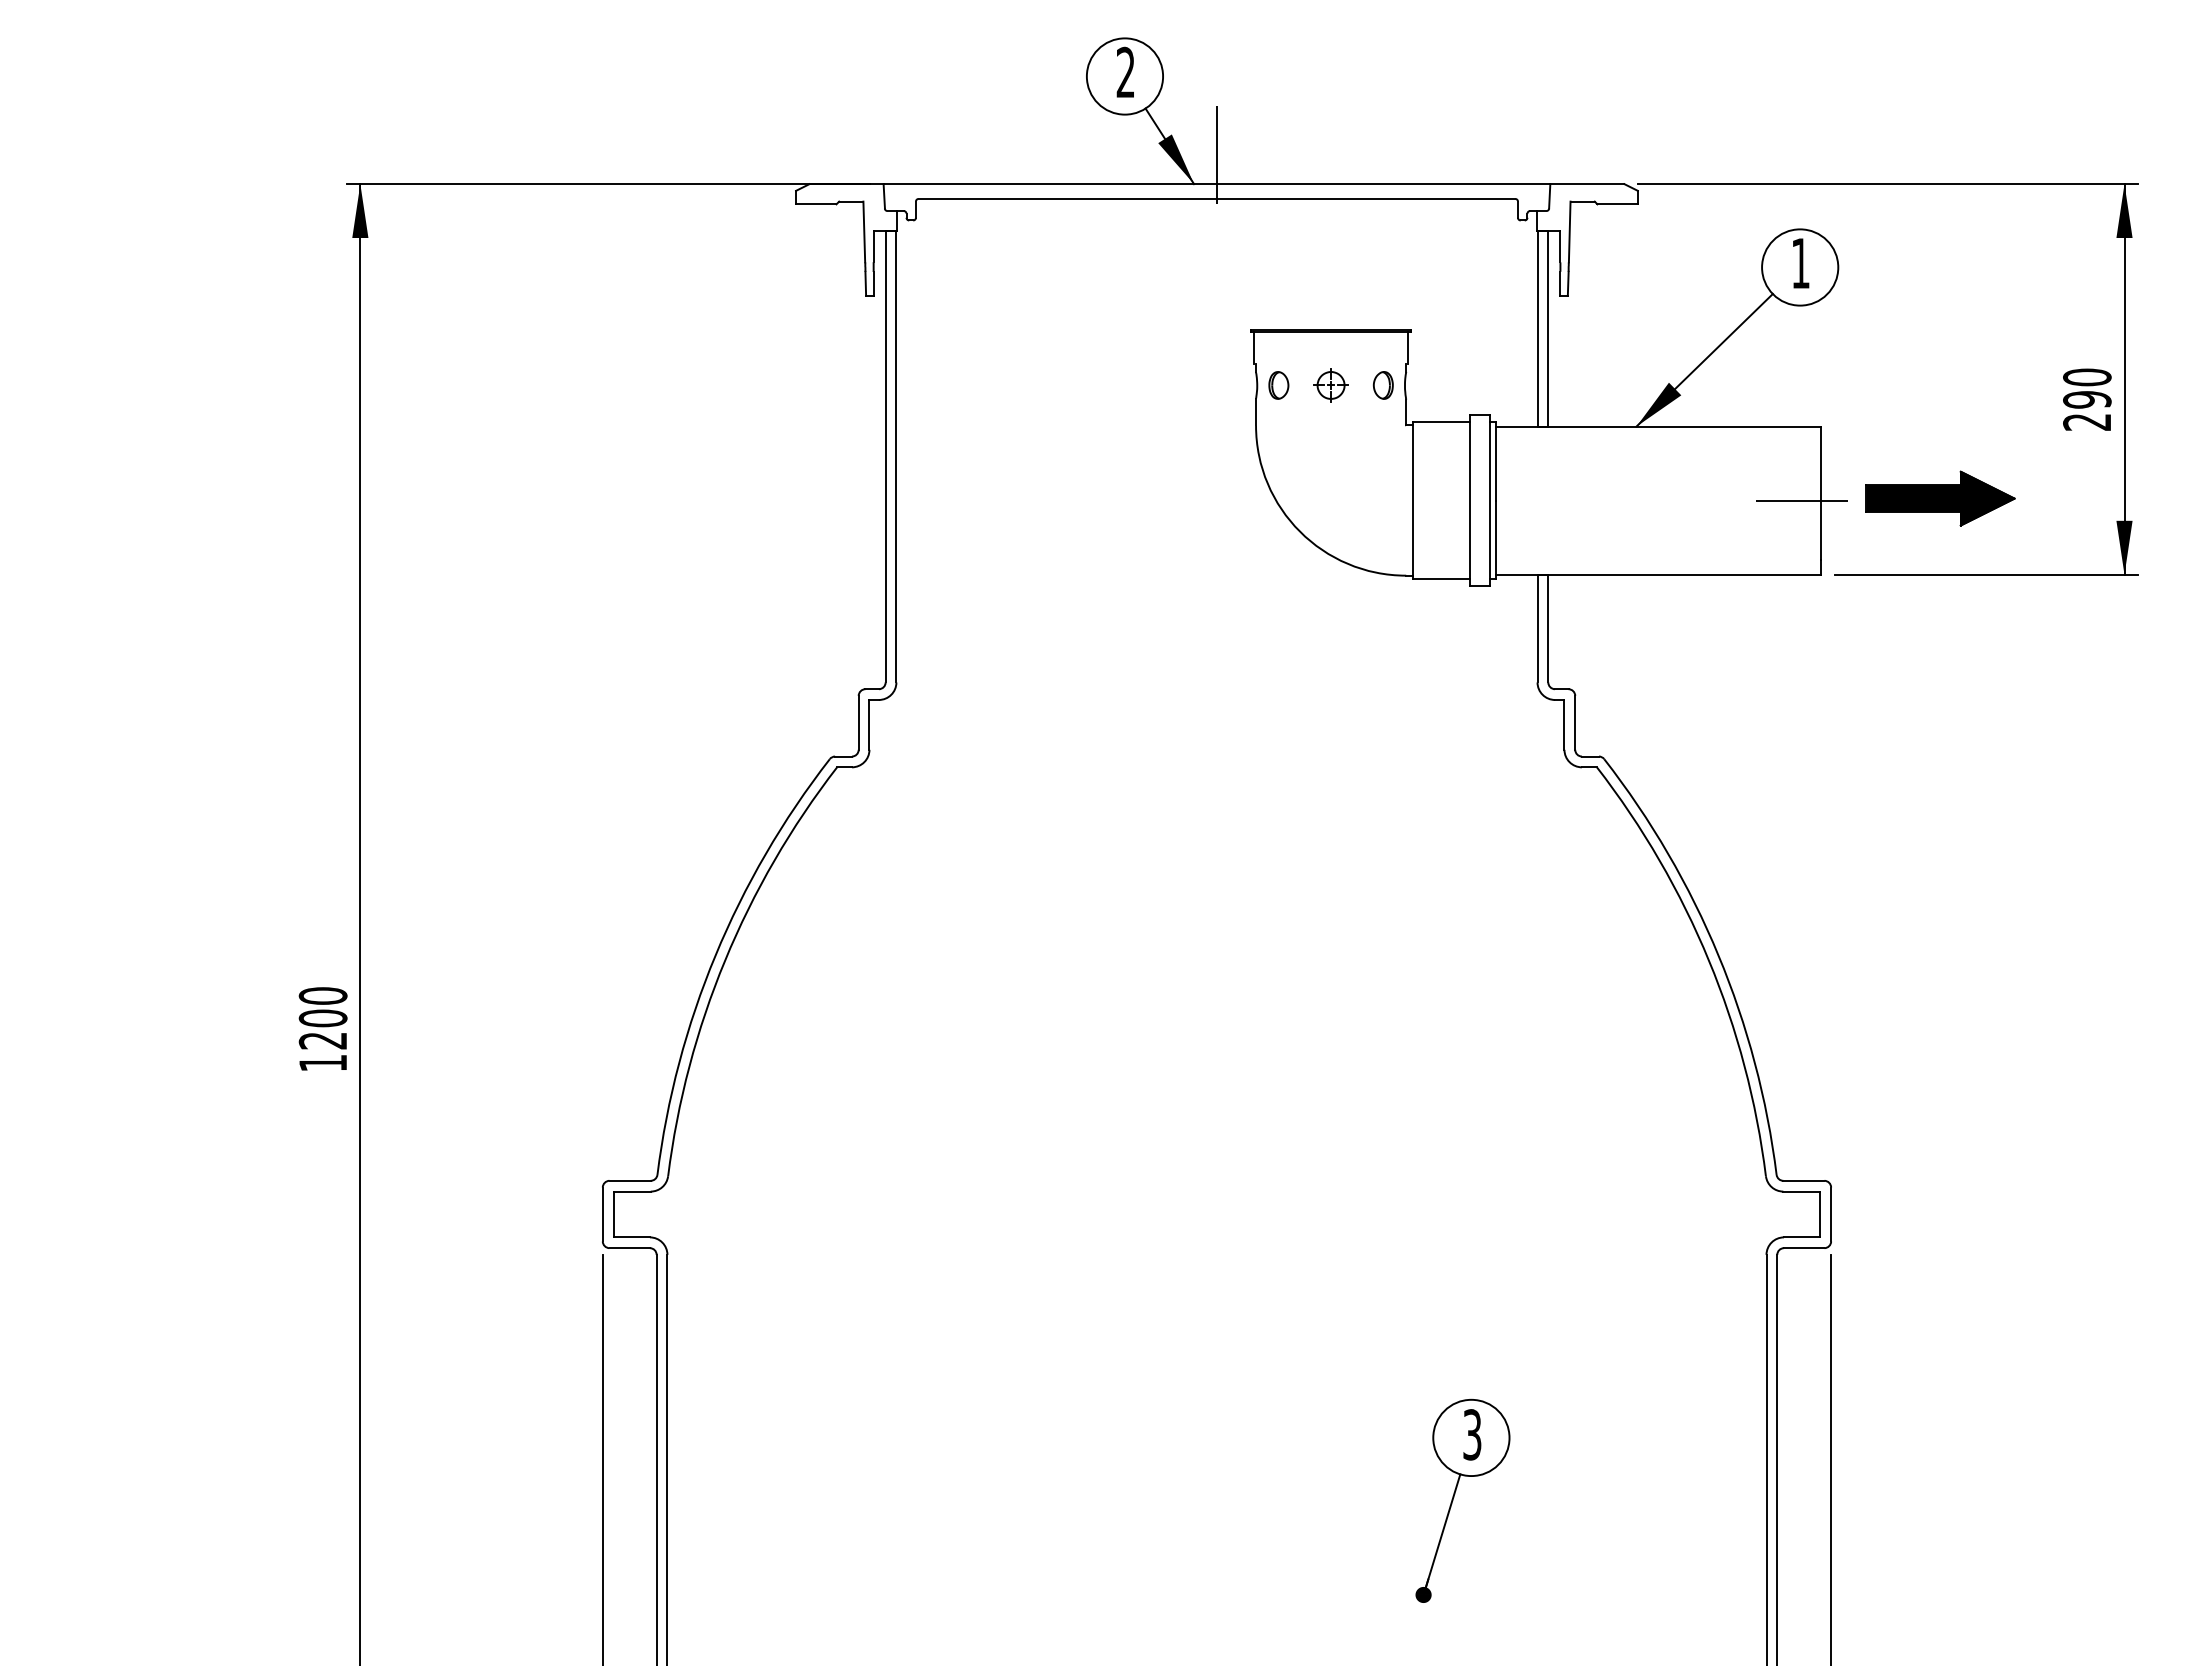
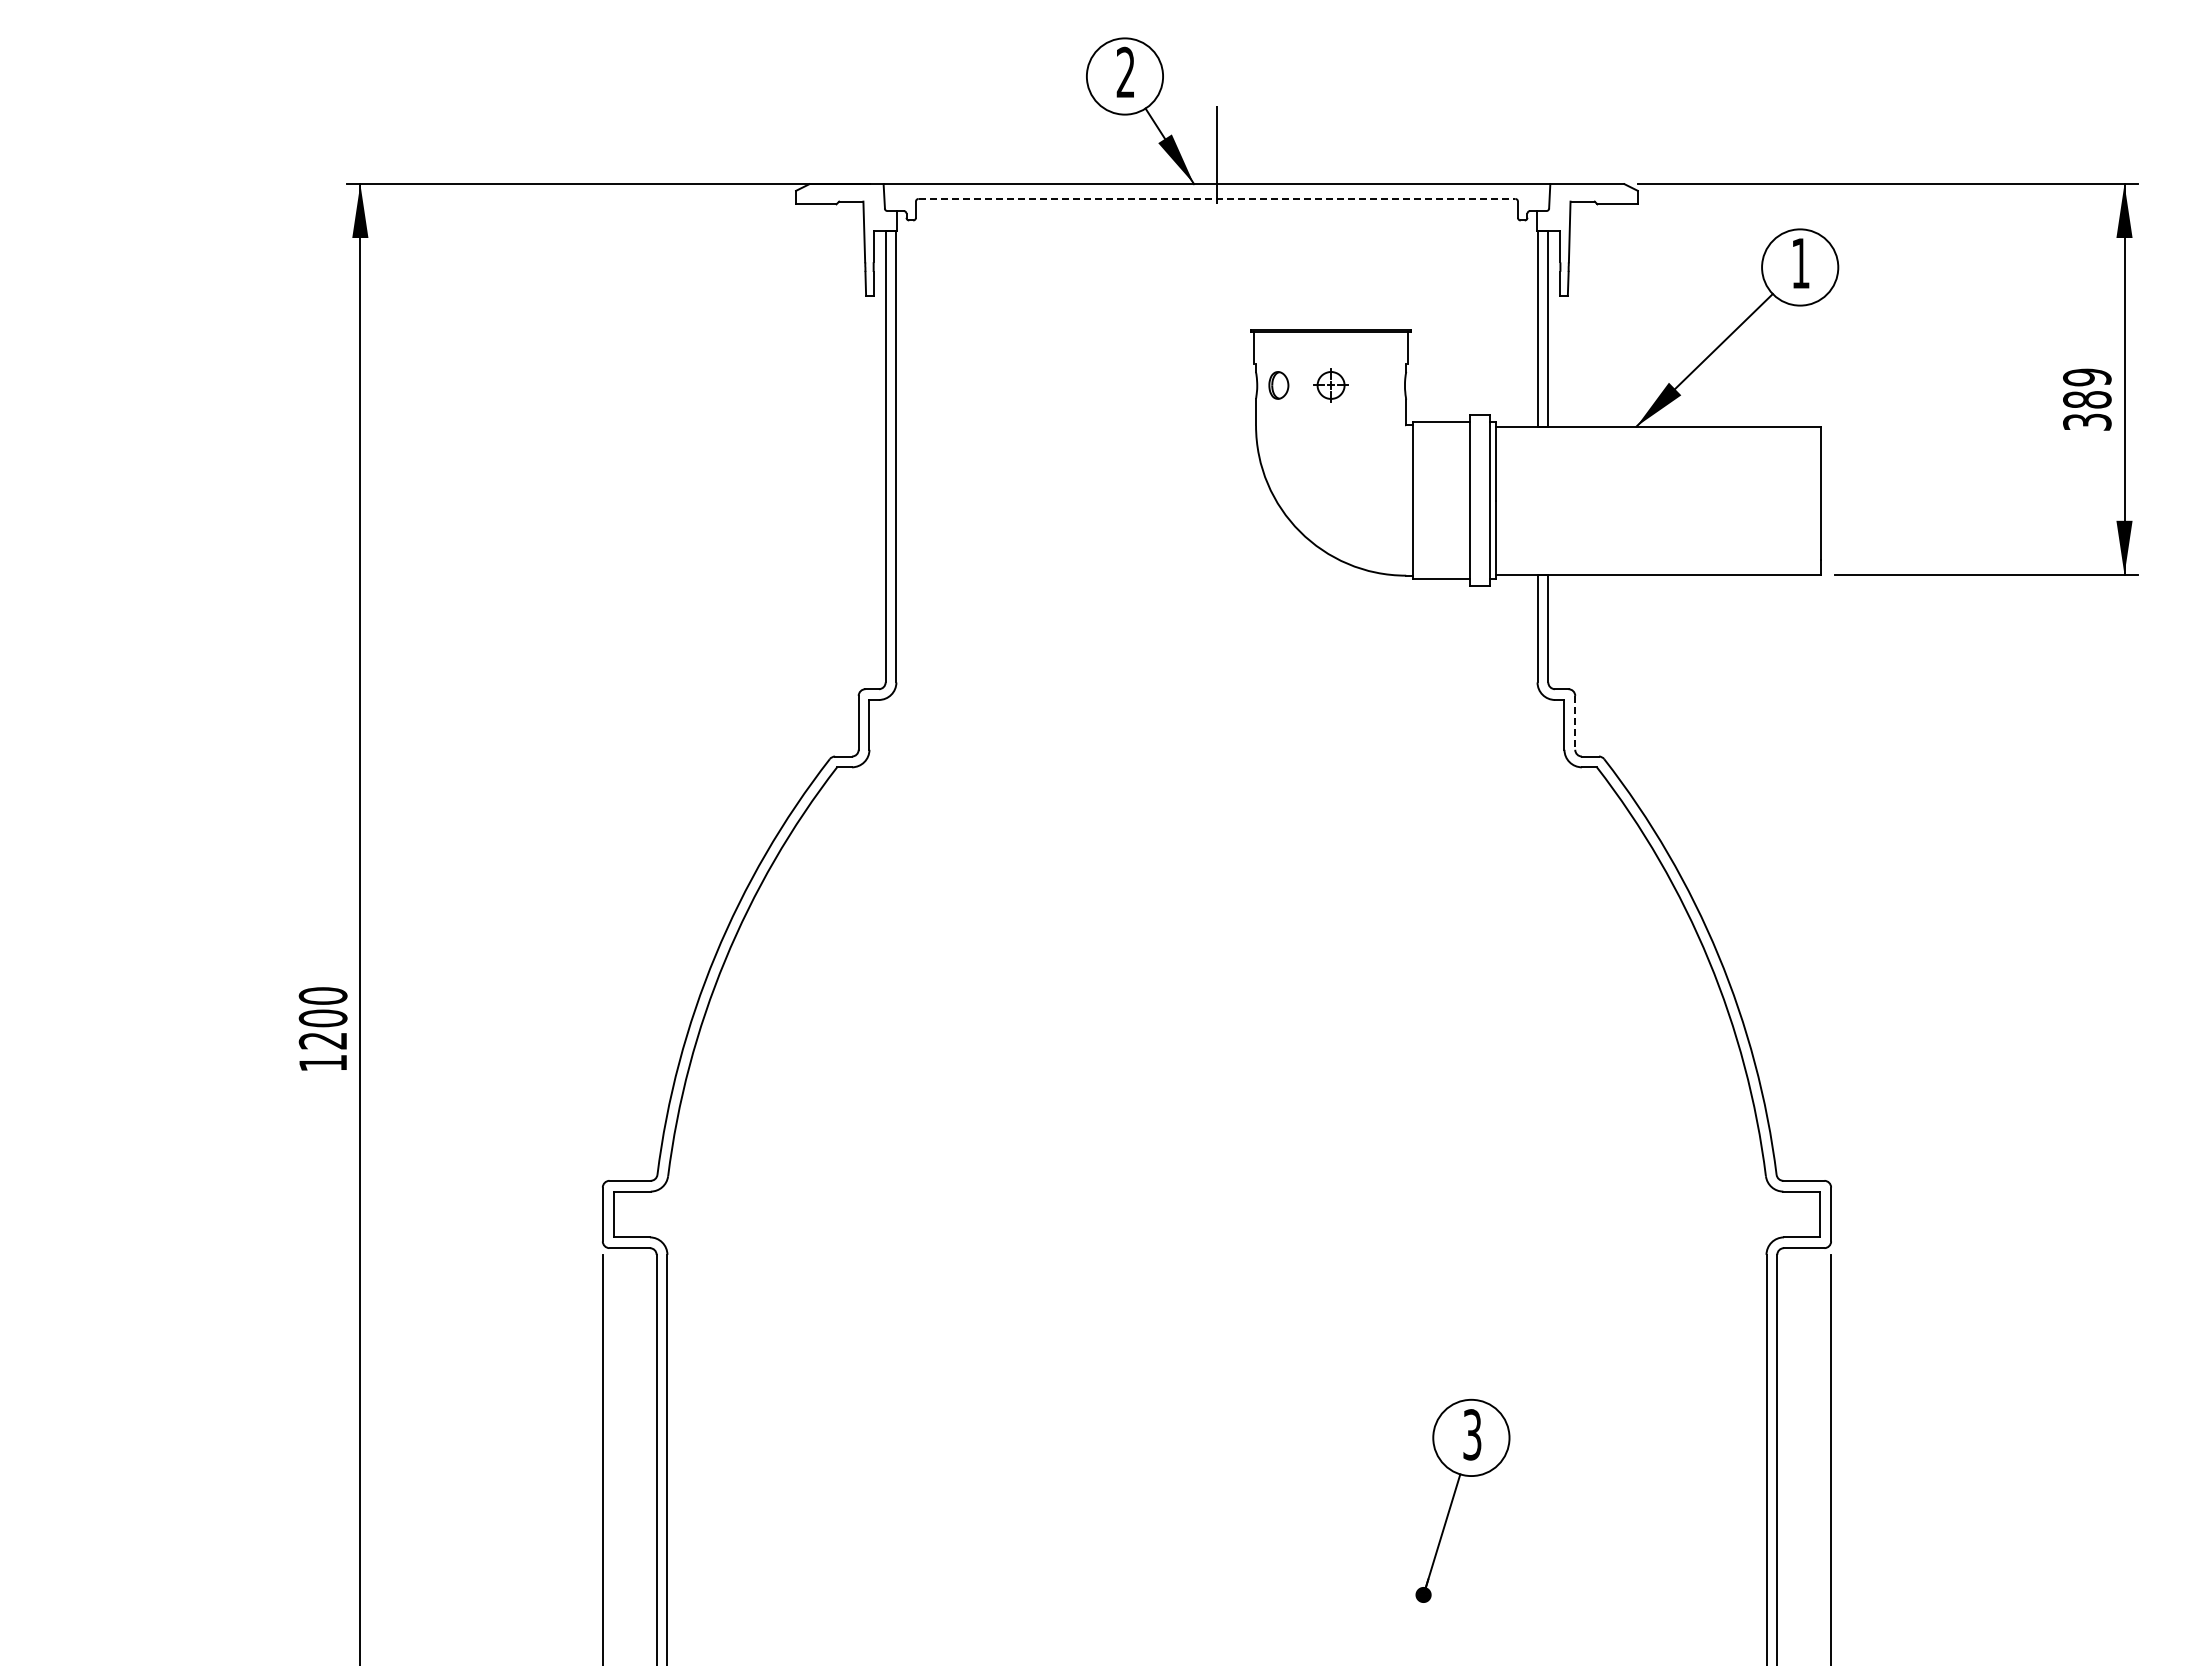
line: solid -> dashed (1217, 198)
part: present -> none (1382, 385)
text: 290 -> 389 (2087, 399)
part: present -> none (1940, 498)
line: present -> none (1801, 500)
line: solid -> dashed (1575, 722)
